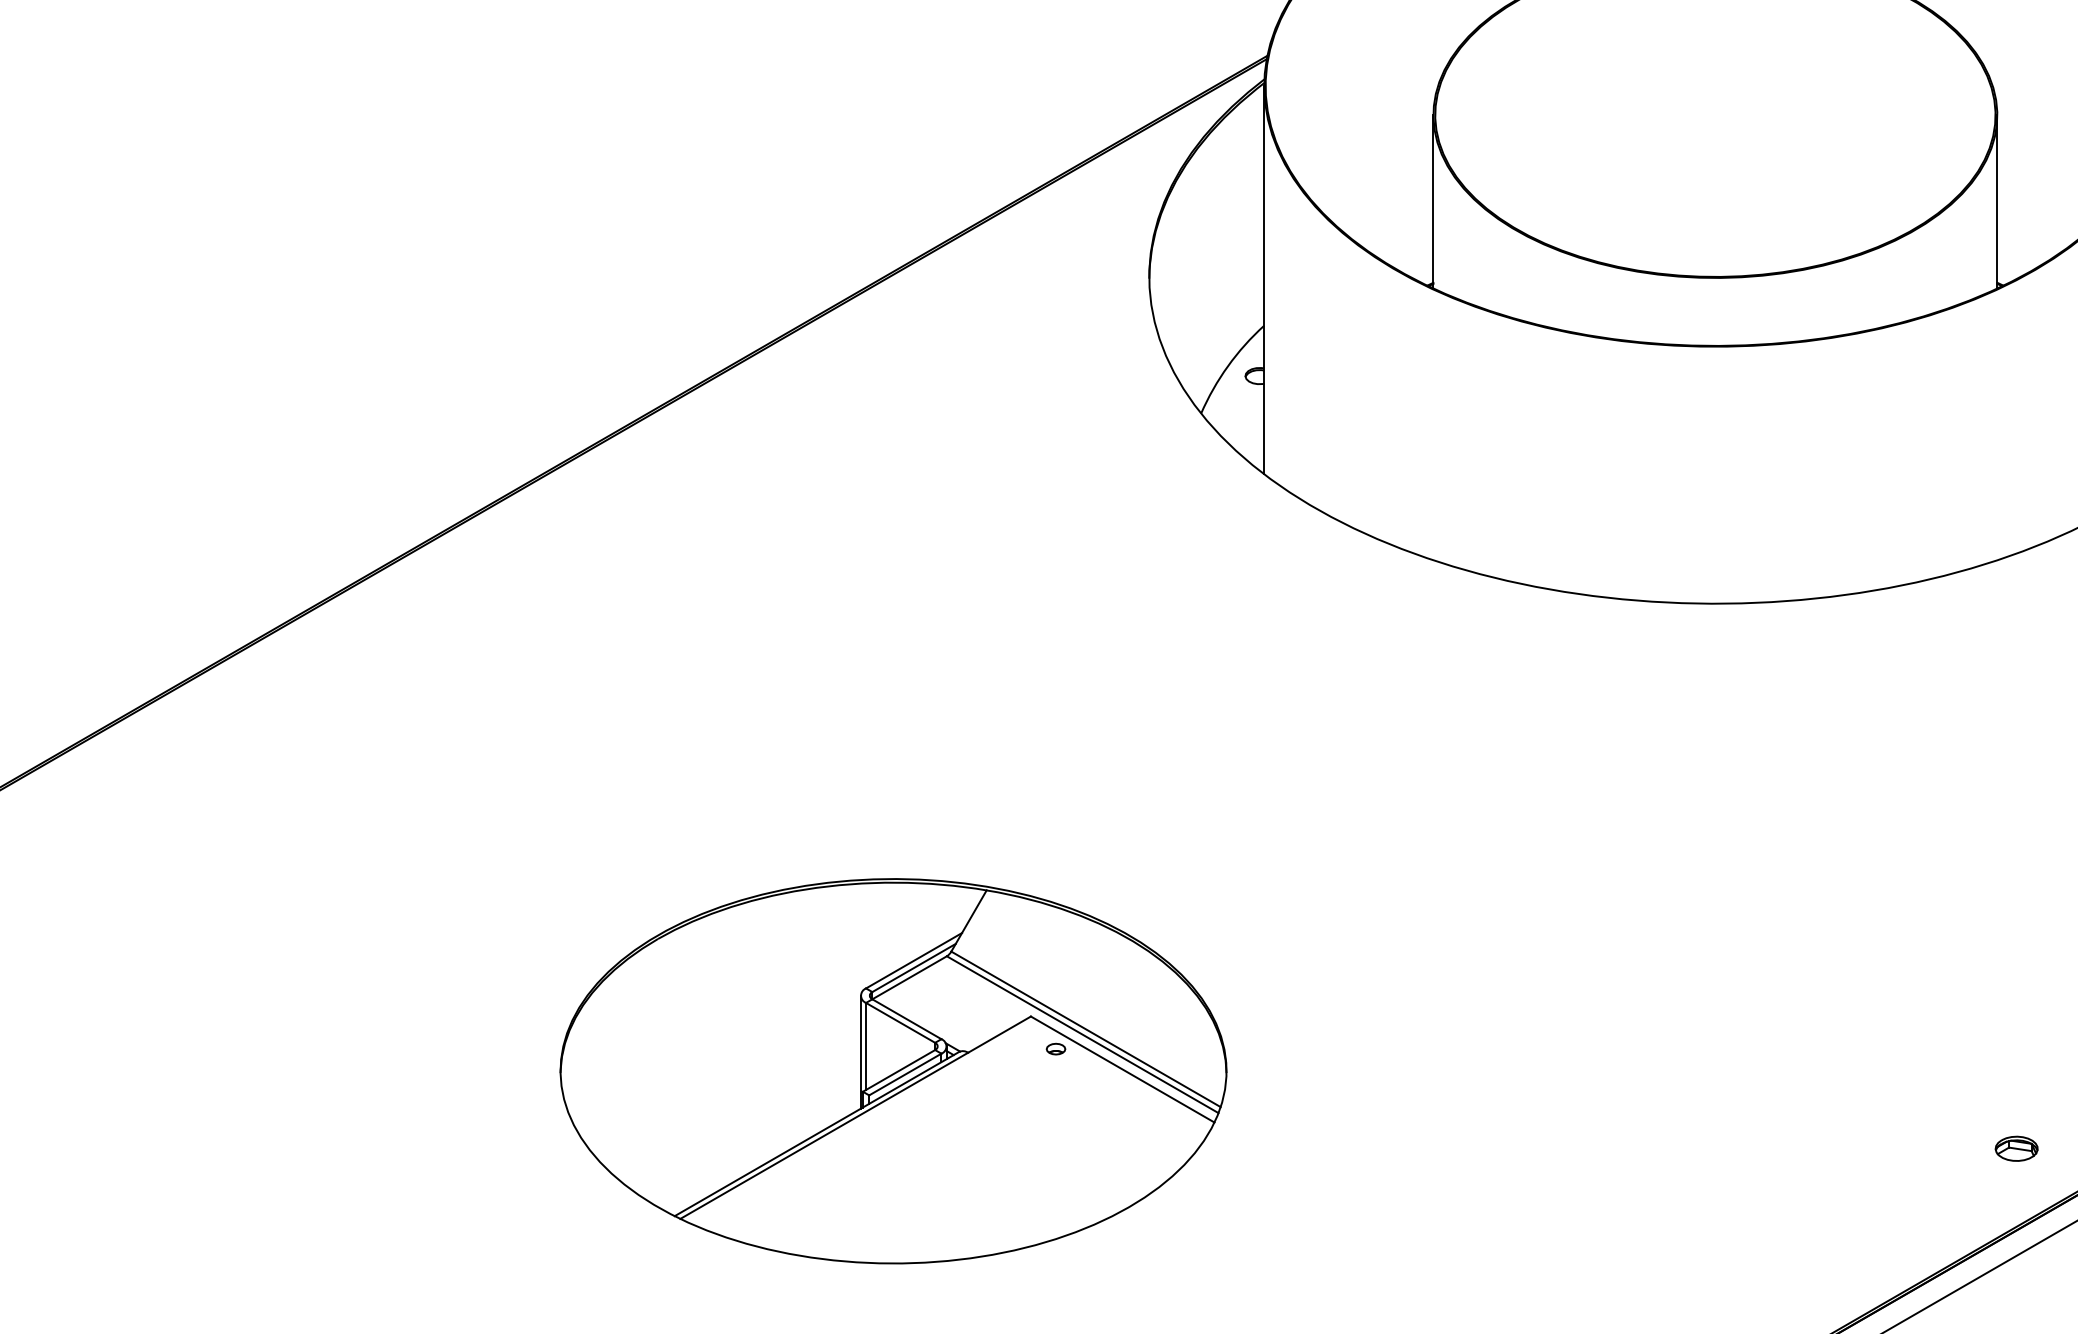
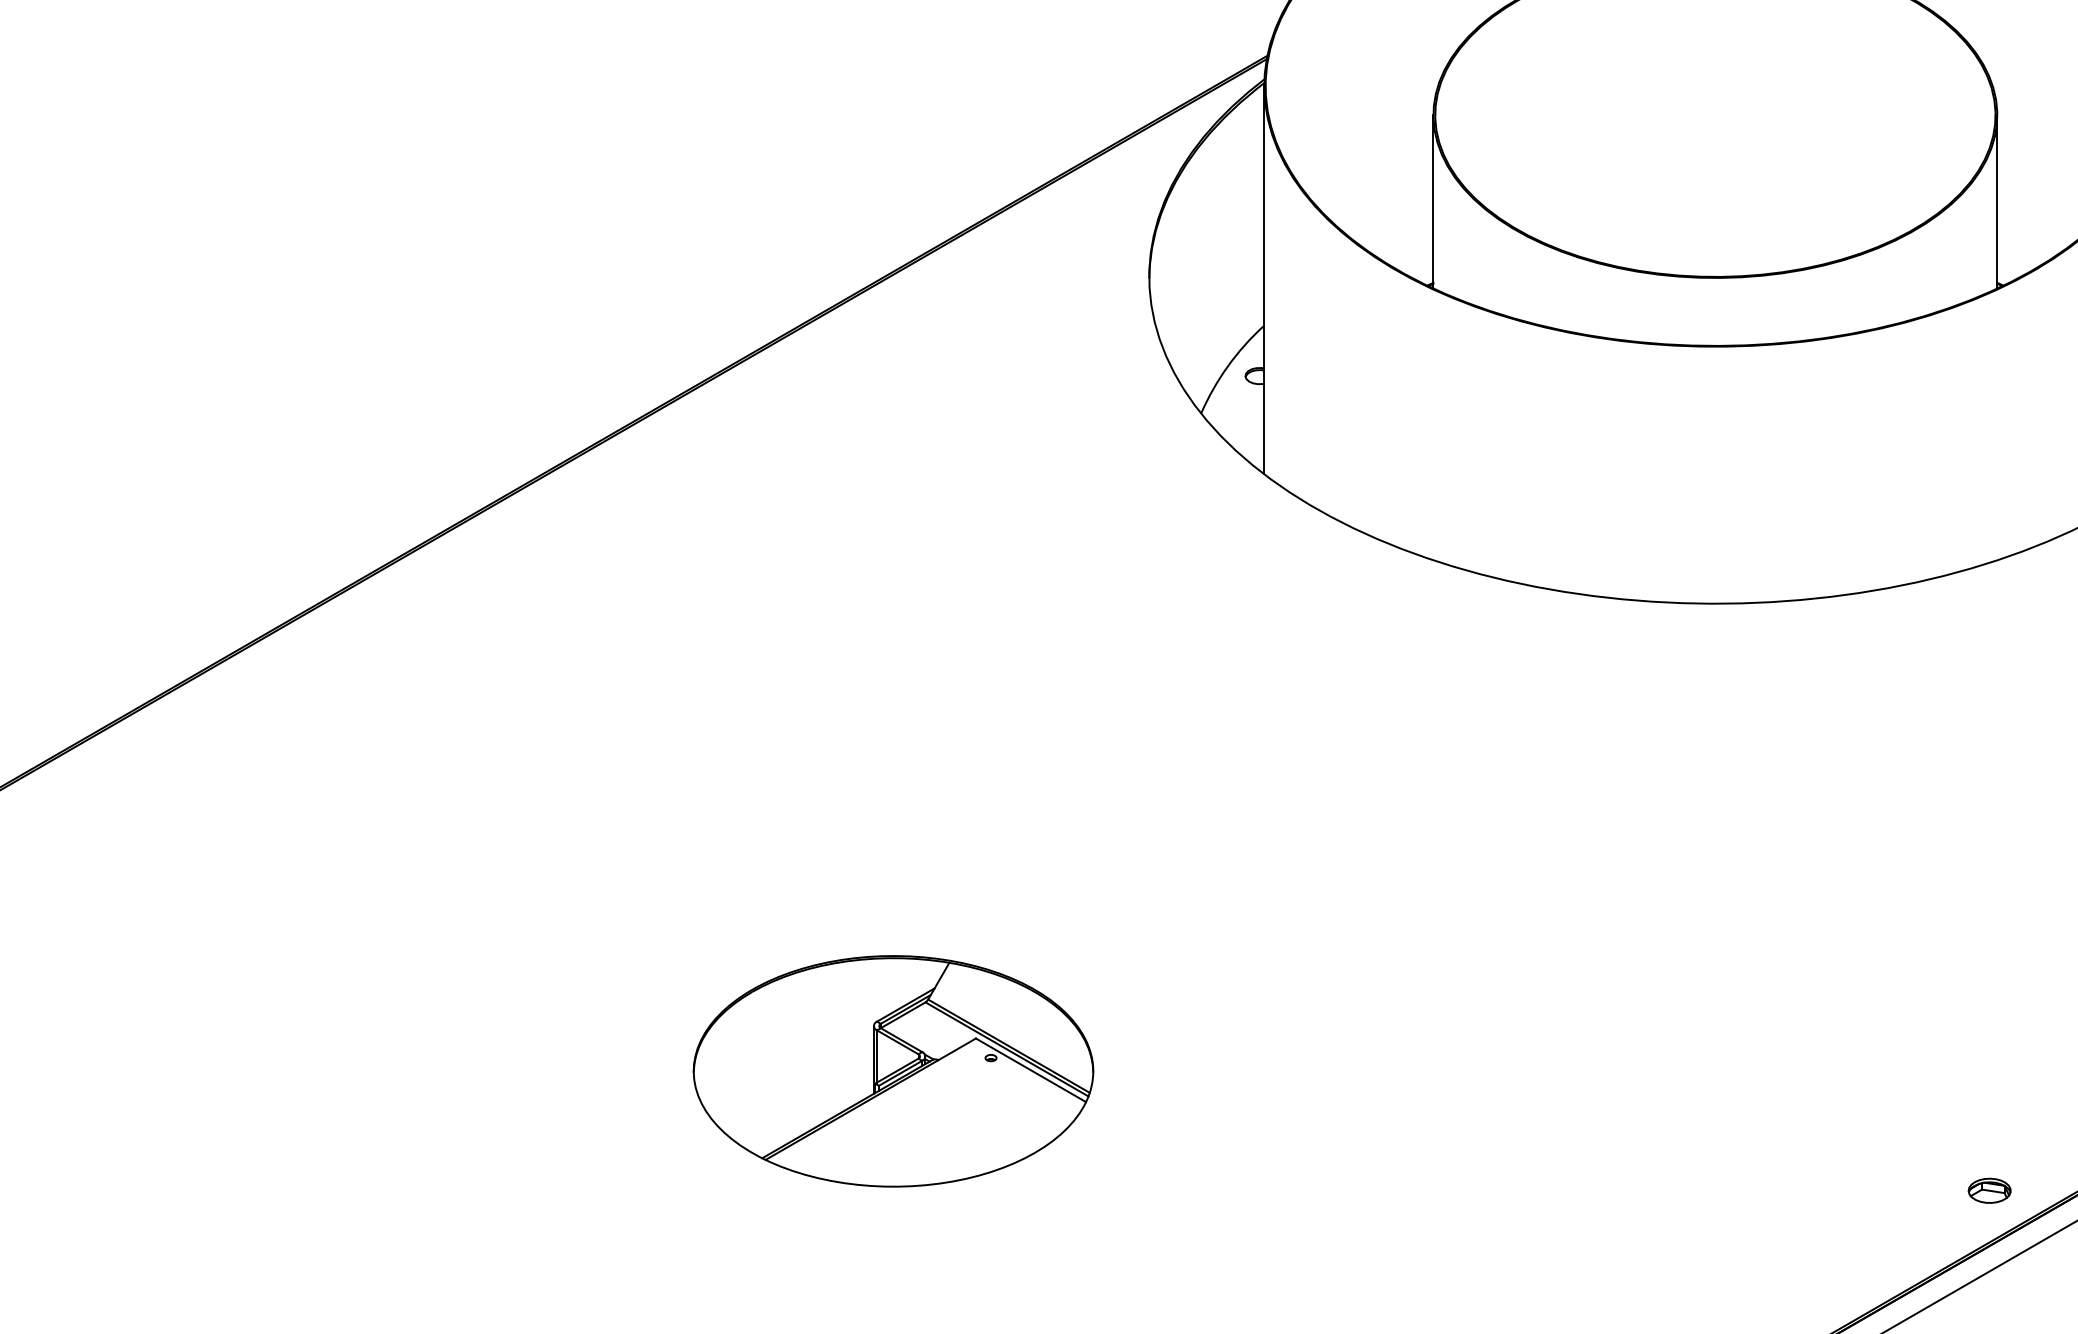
part size: 669x387 px -> 403x233 px (893, 1071)
part position: (2016, 1148) -> (1989, 1190) (1989, 1190)
